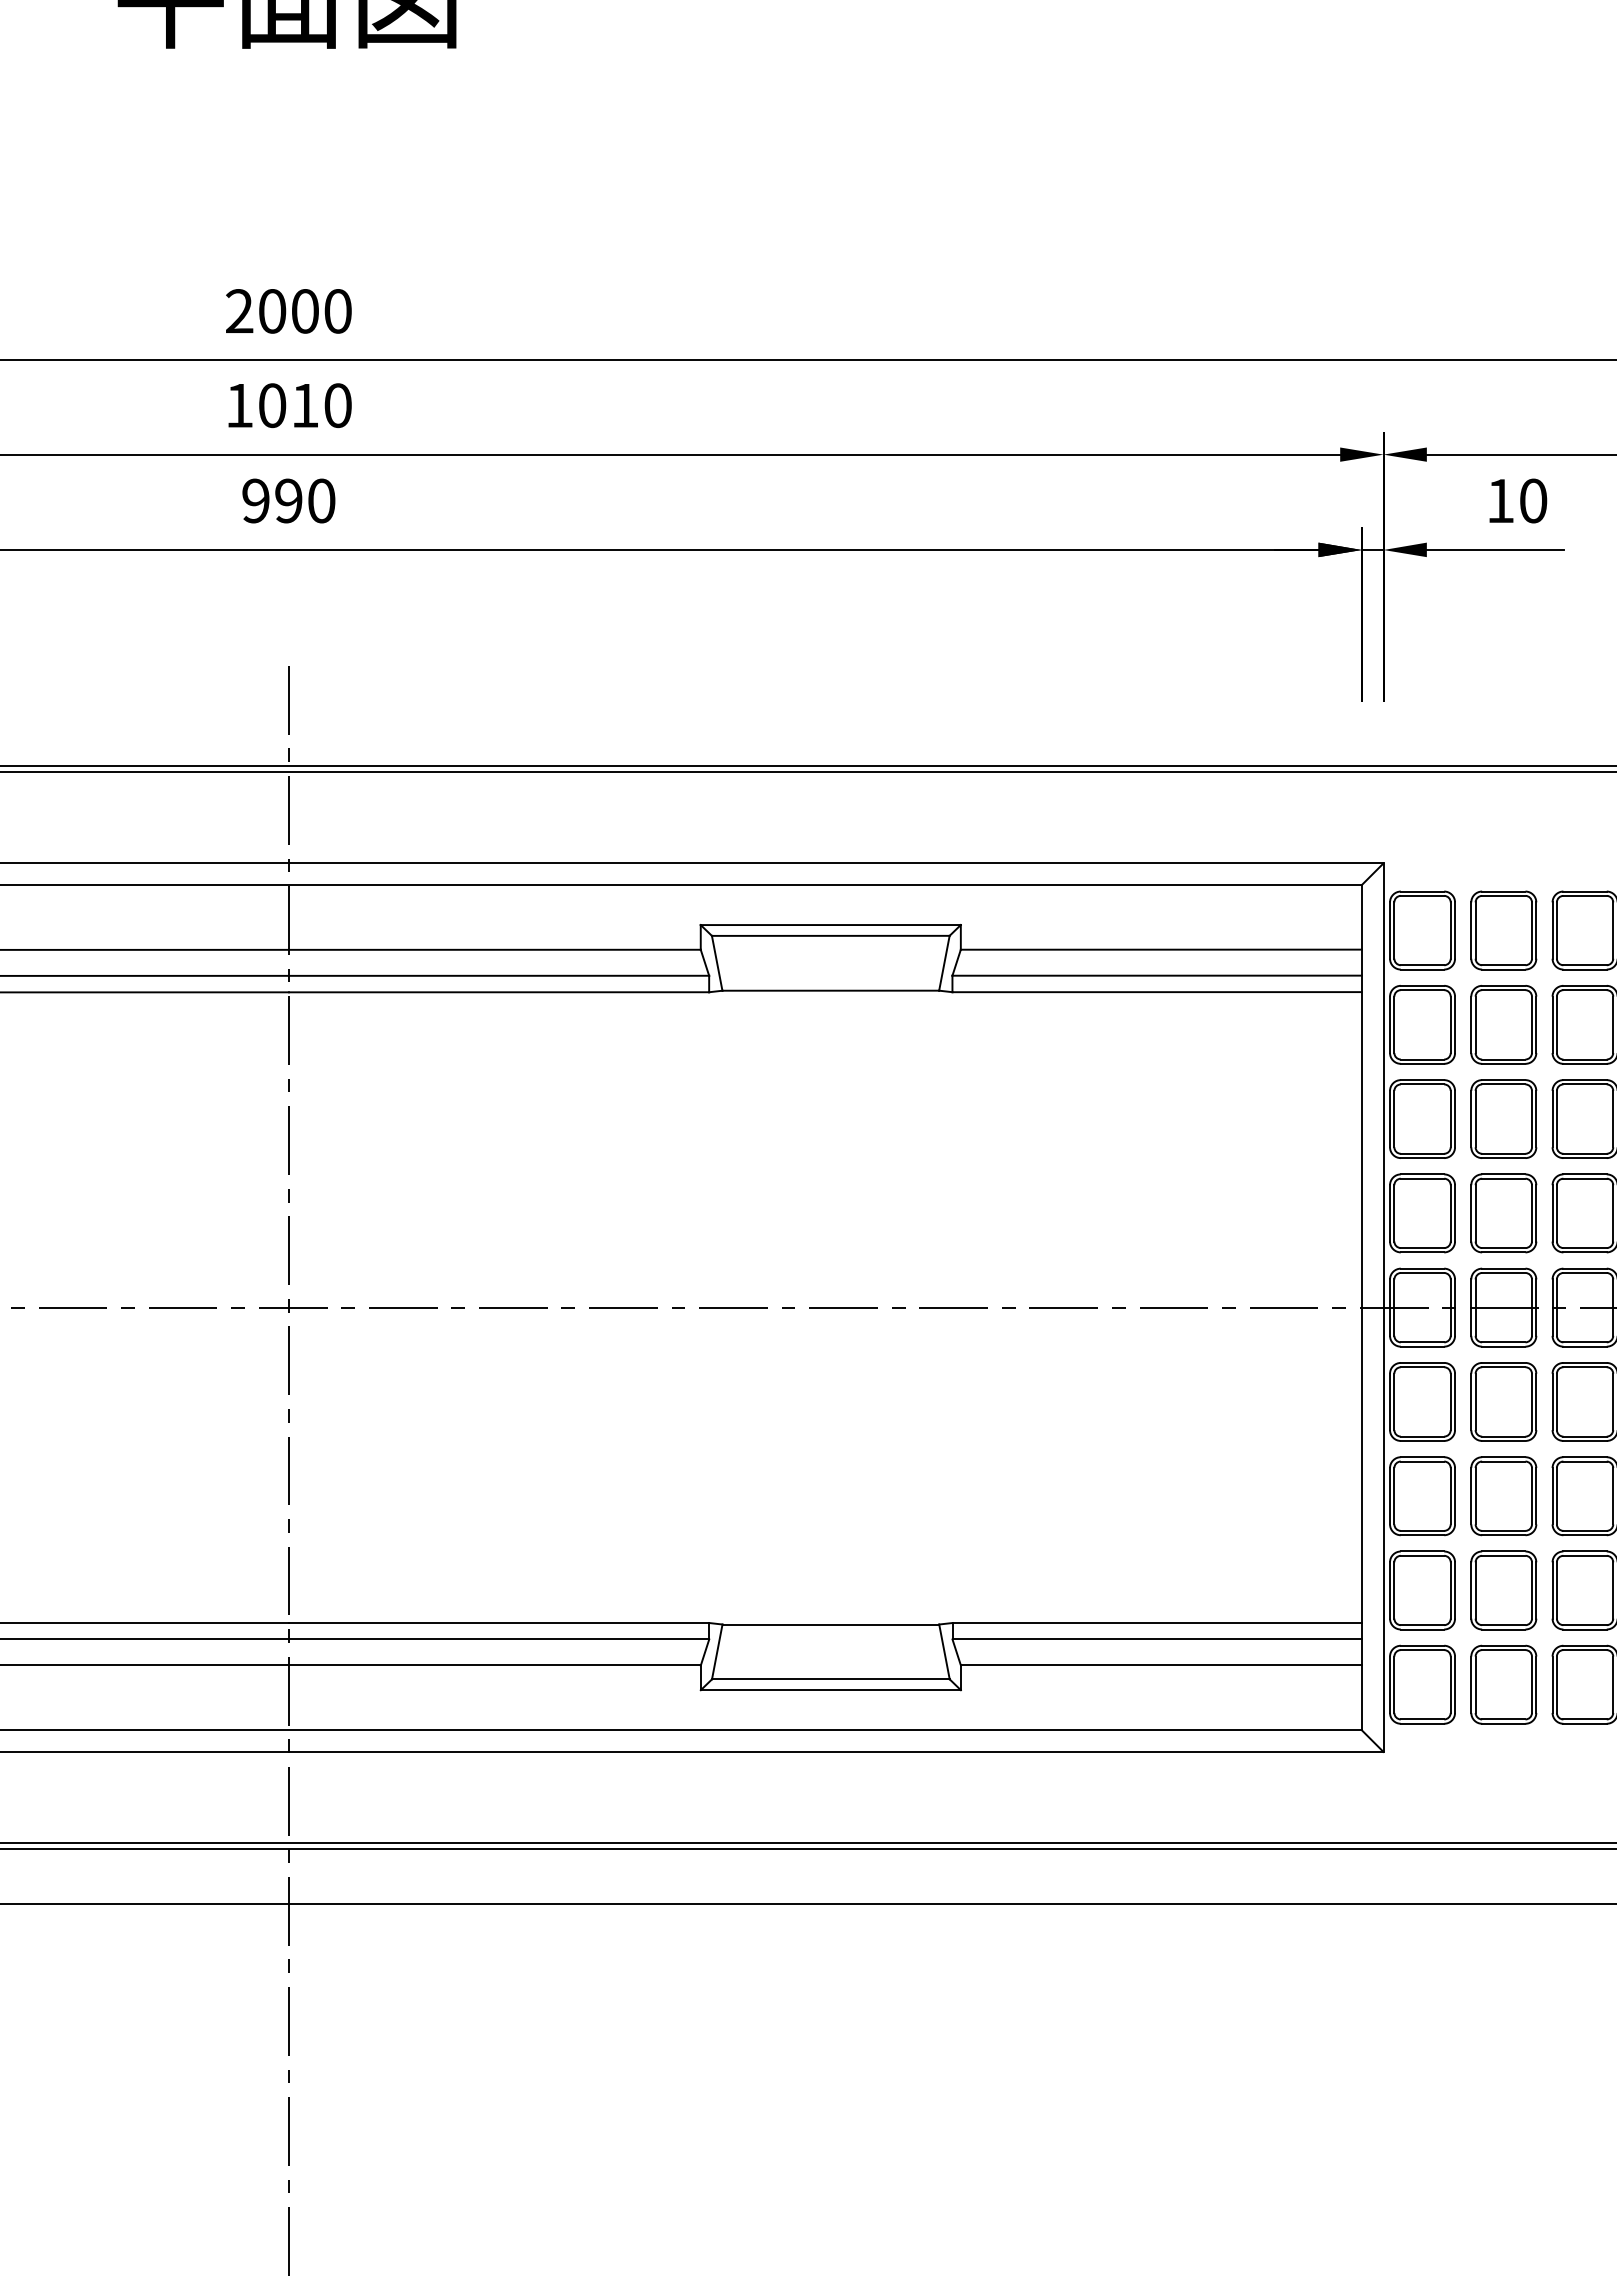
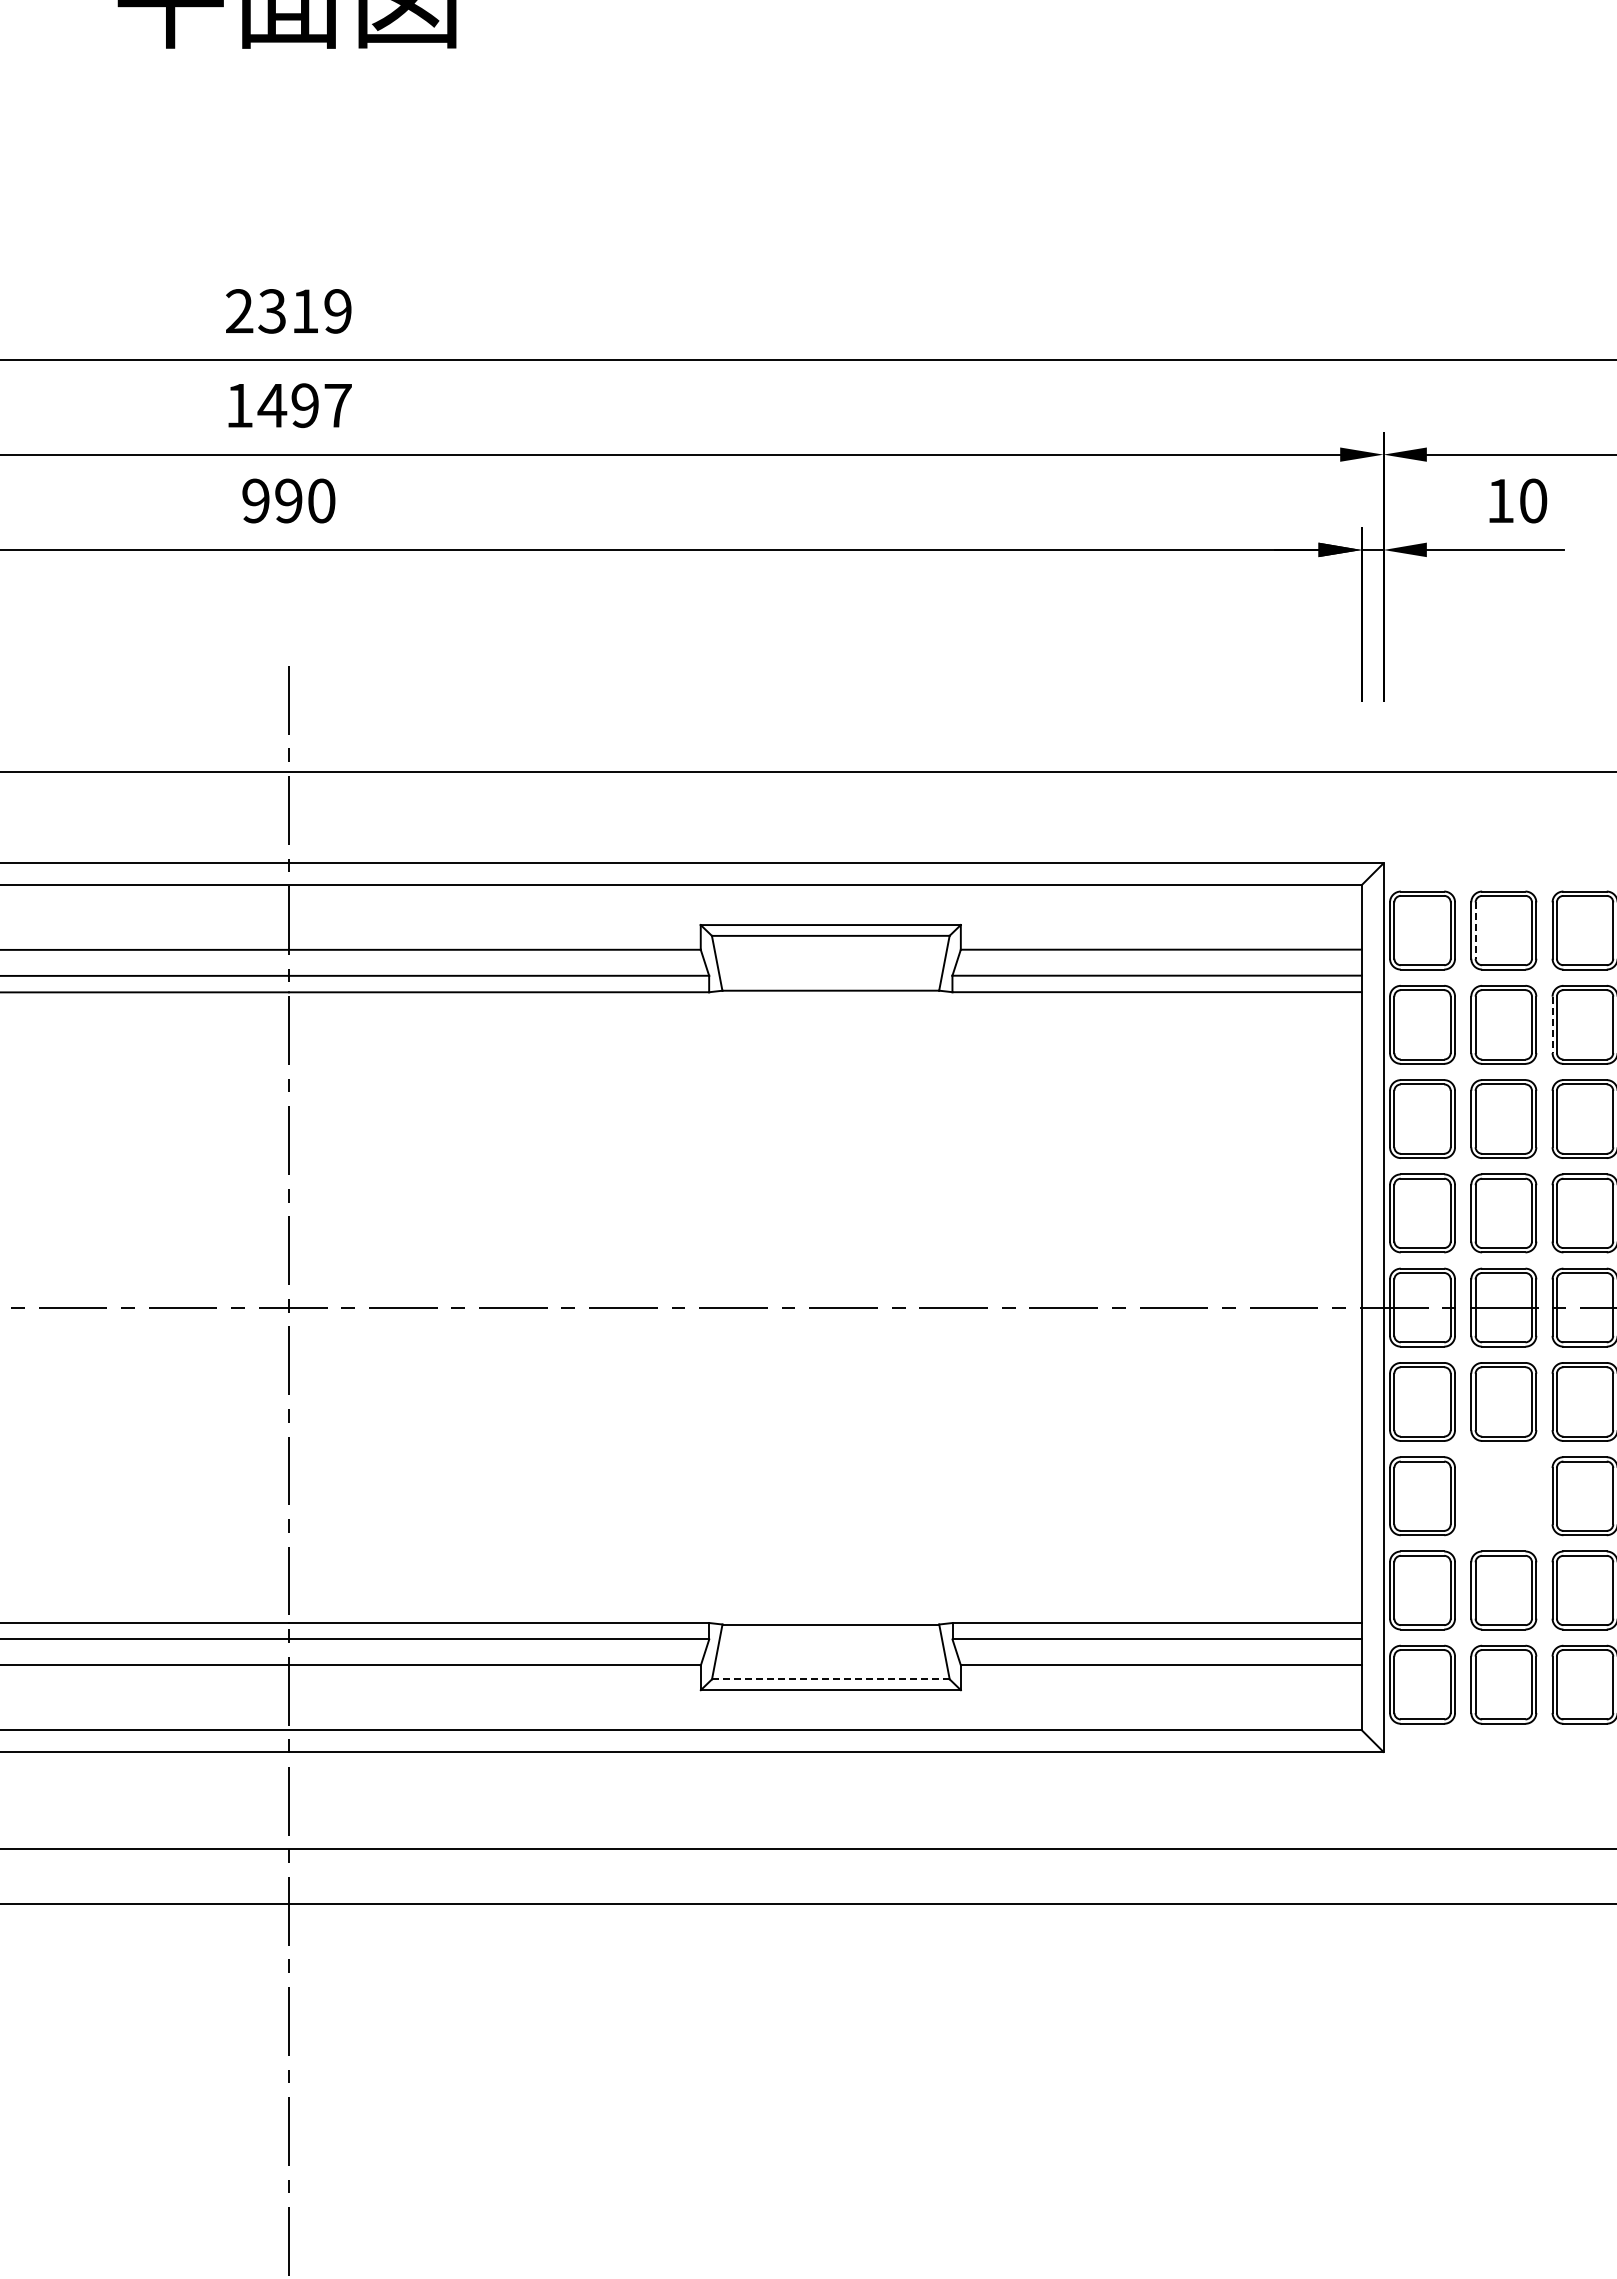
text: 2000 -> 2319 (304, 311)
text: 1010 -> 1497 (304, 405)
line: present -> none (807, 765)
line: solid -> dashed (1475, 931)
line: solid -> dashed (1552, 1025)
part: present -> none (1503, 1496)
line: solid -> dashed (830, 1679)
line: present -> none (807, 1842)
